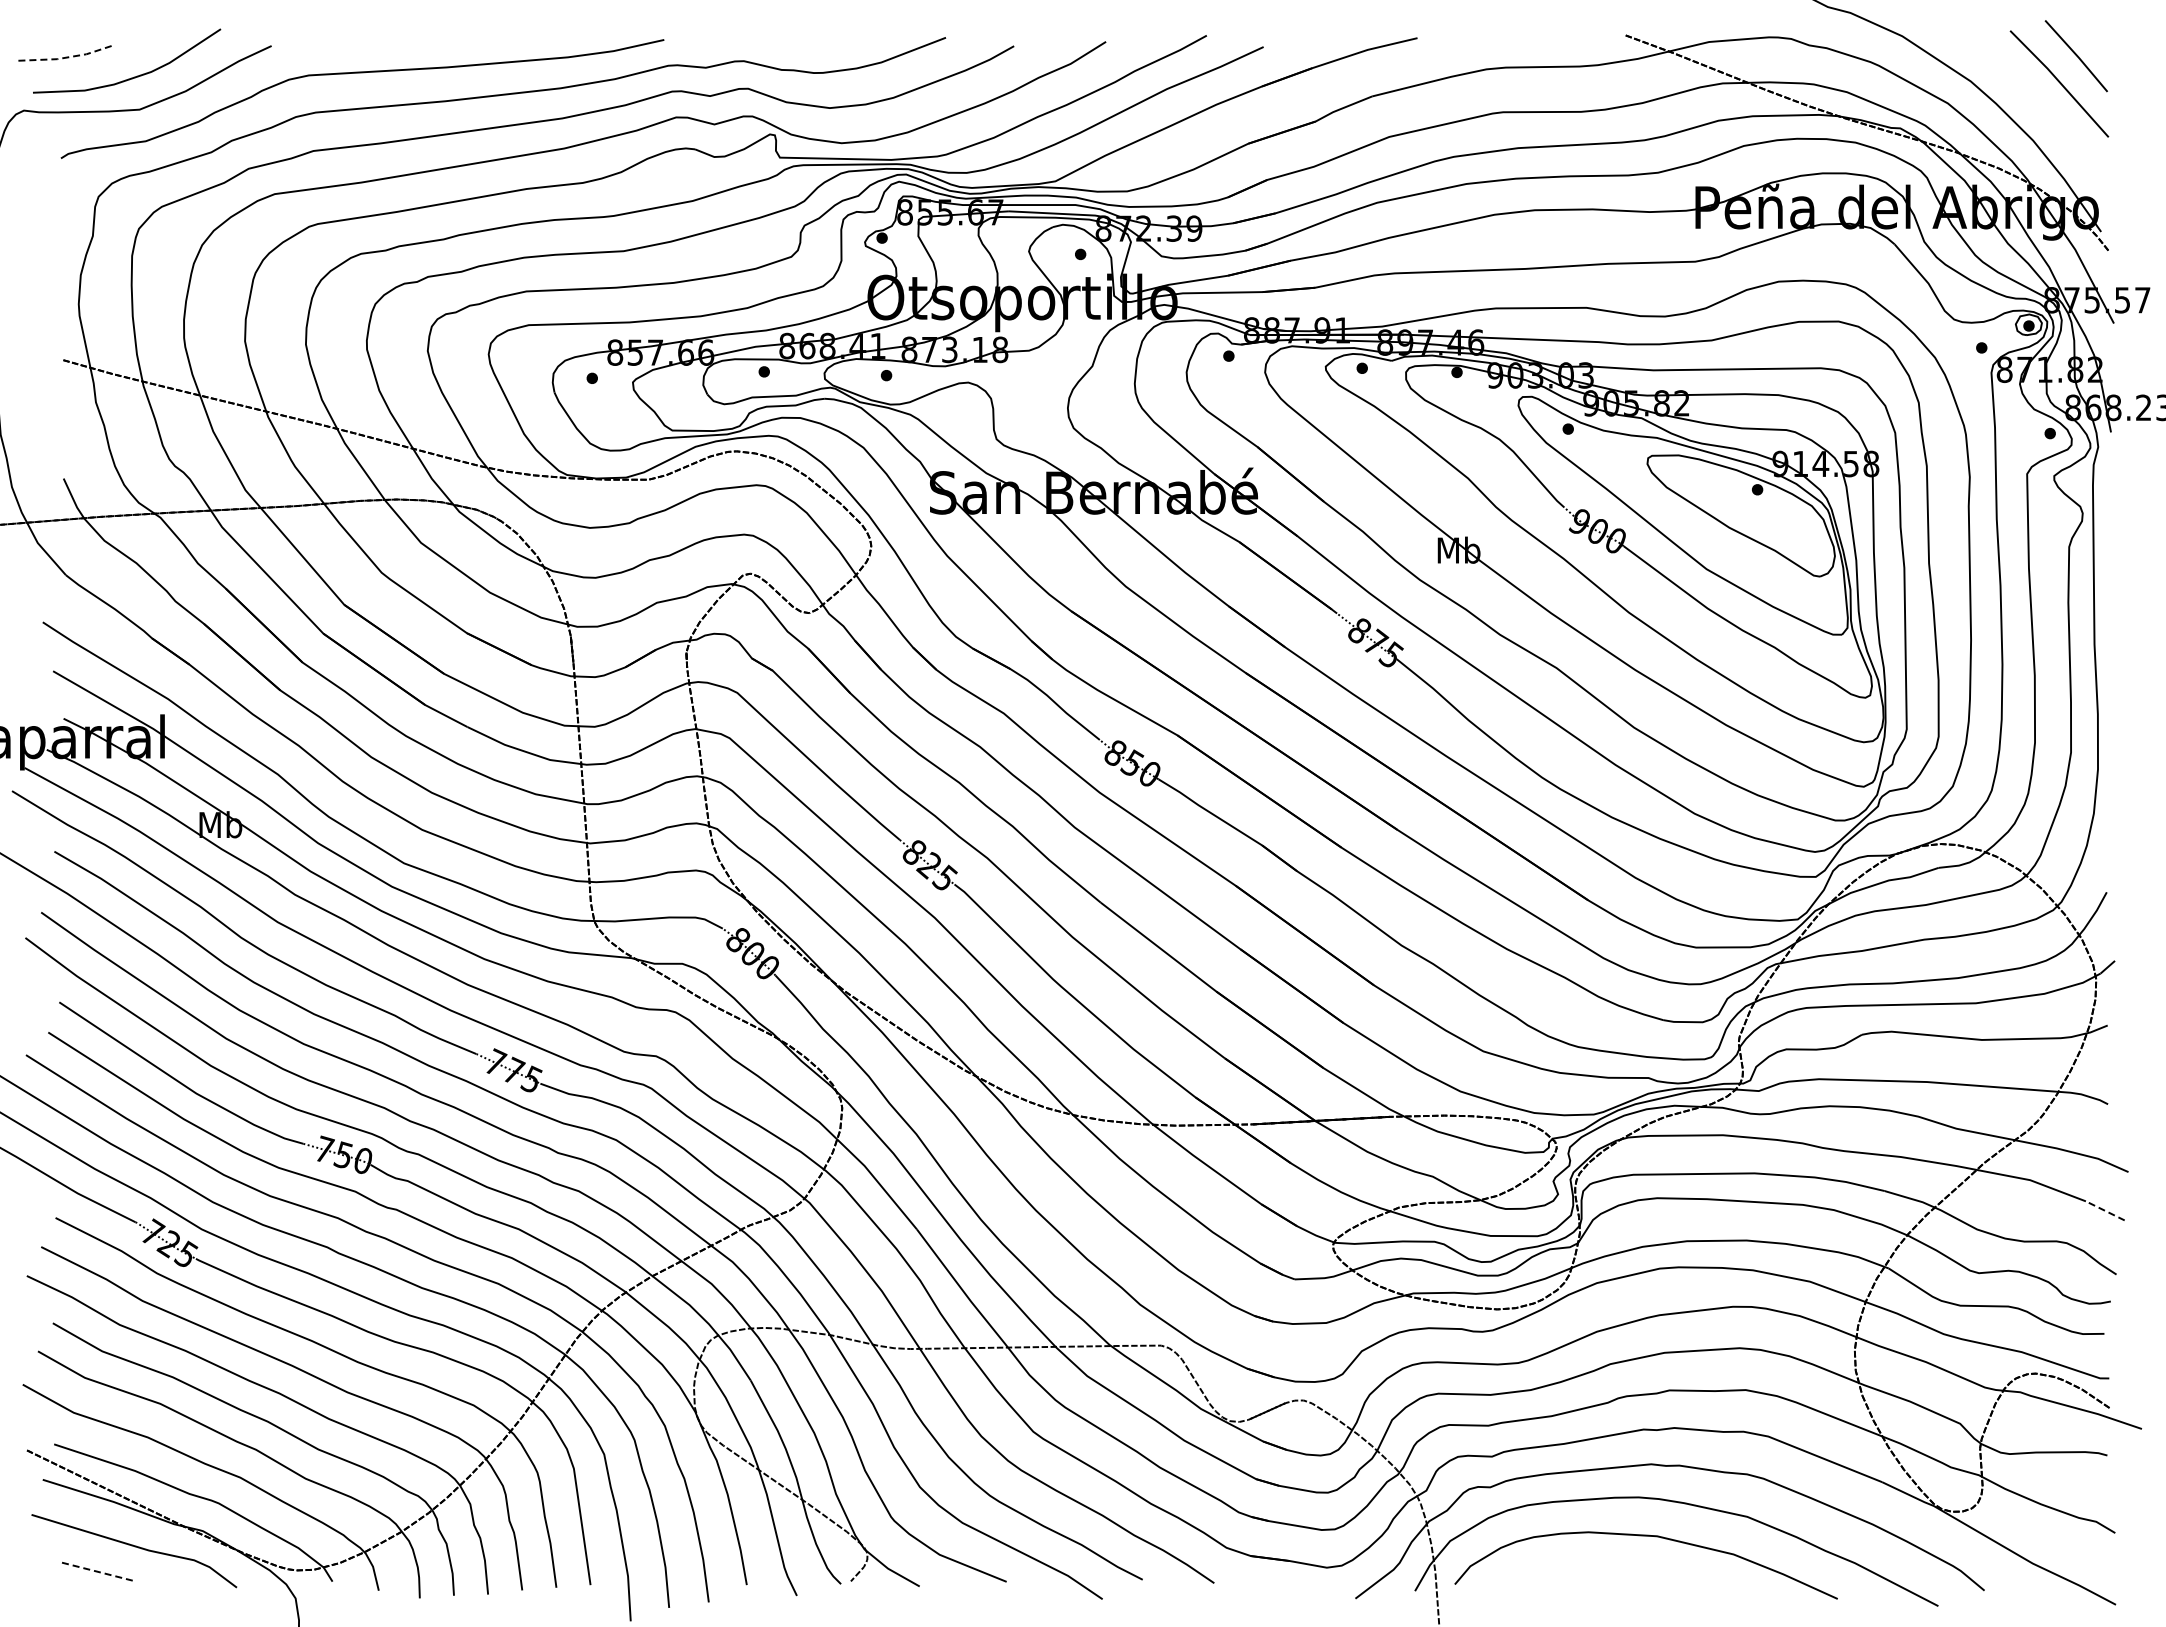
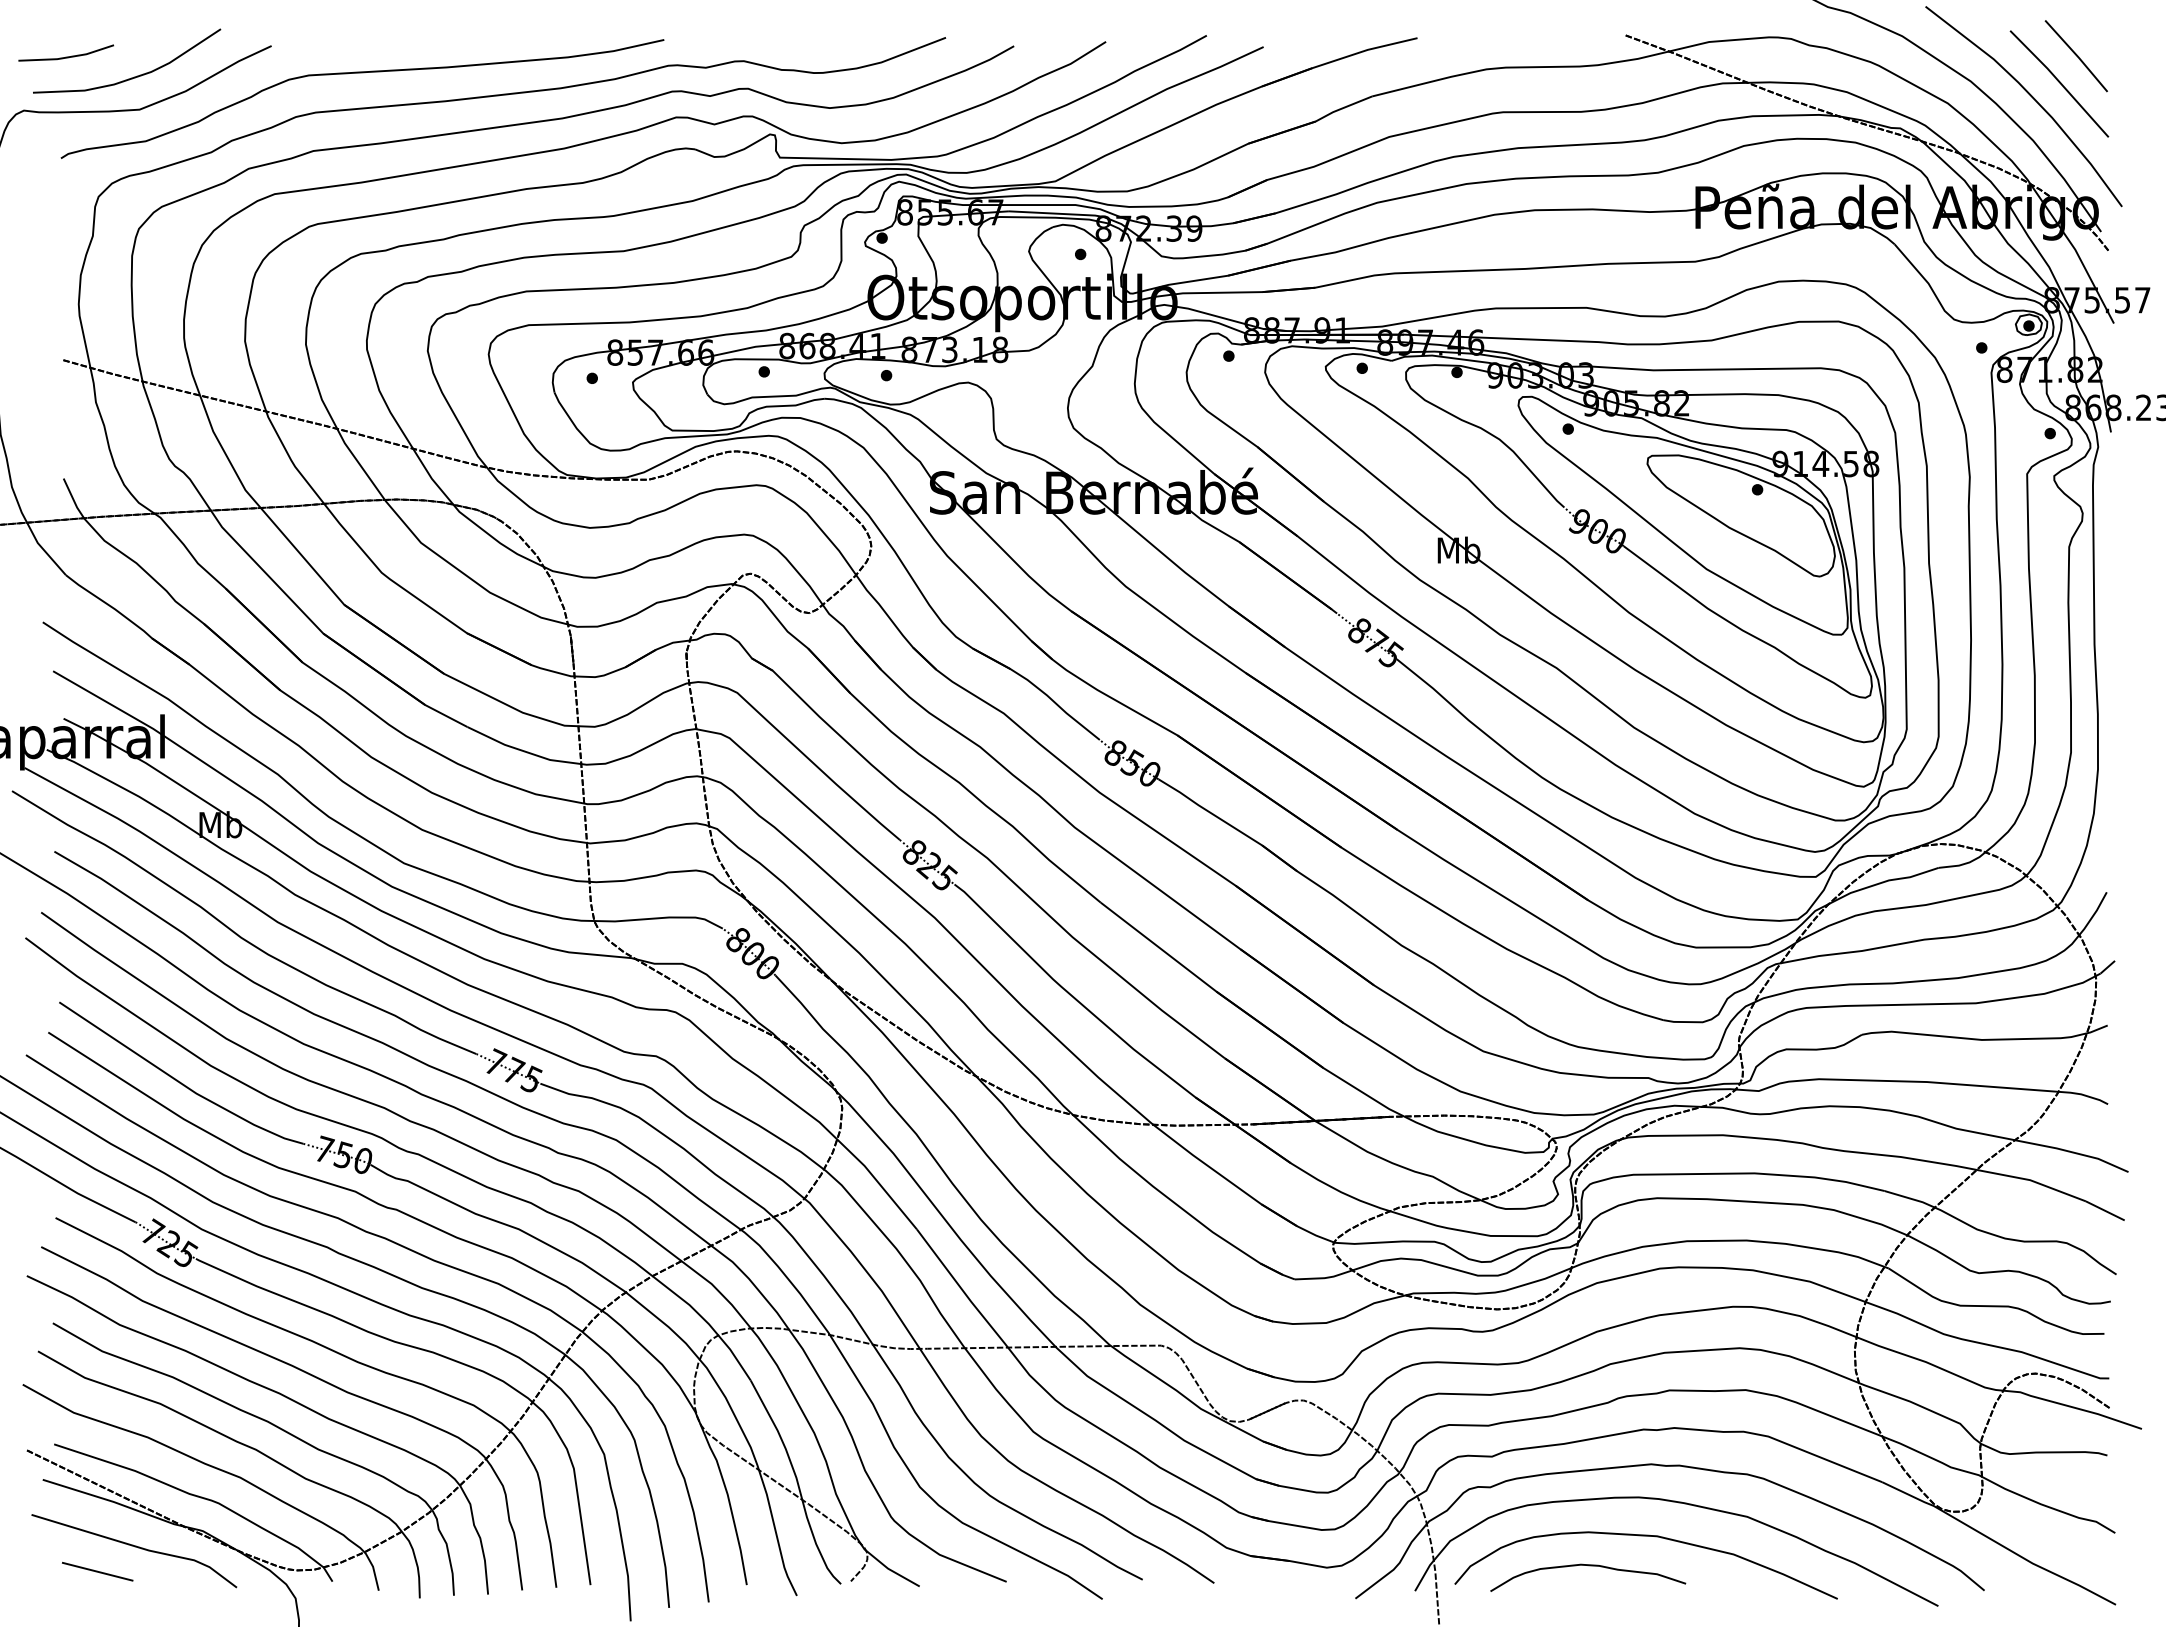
line: dashed -> solid (67, 57)
curve: none -> present (2031, 97)
line: dashed -> solid (2105, 1210)
curve: none -> present (1588, 1566)
line: dashed -> solid (97, 1571)
